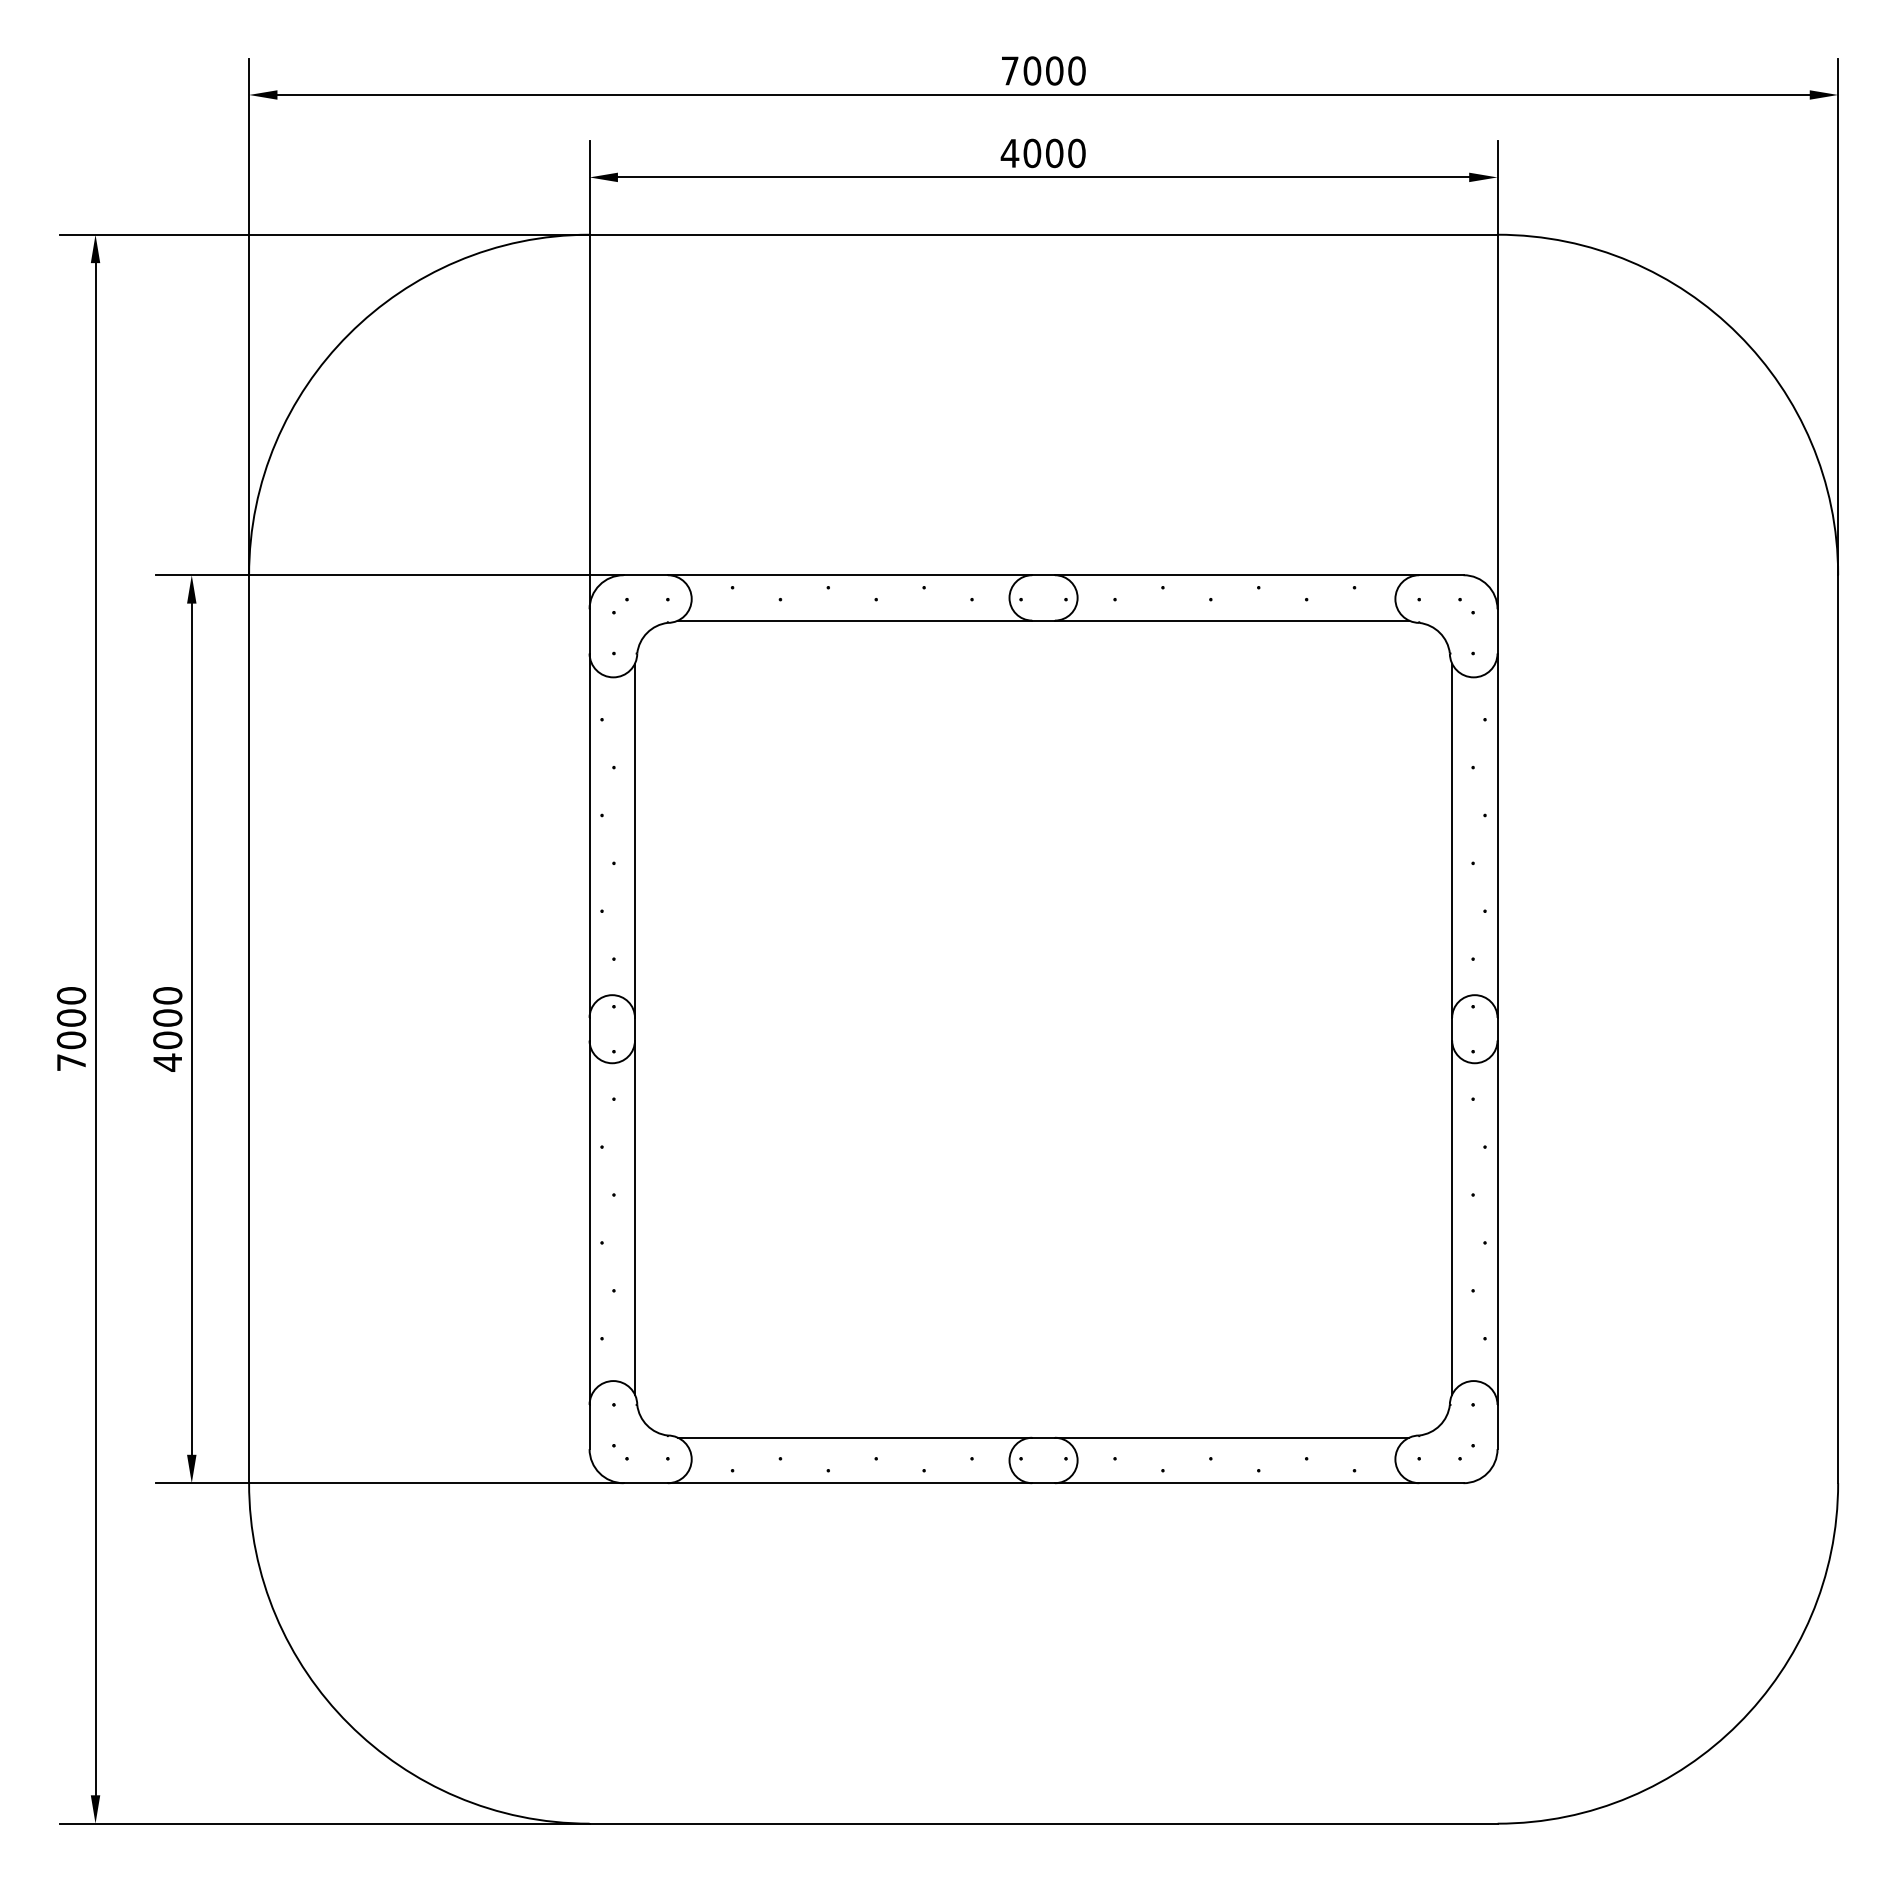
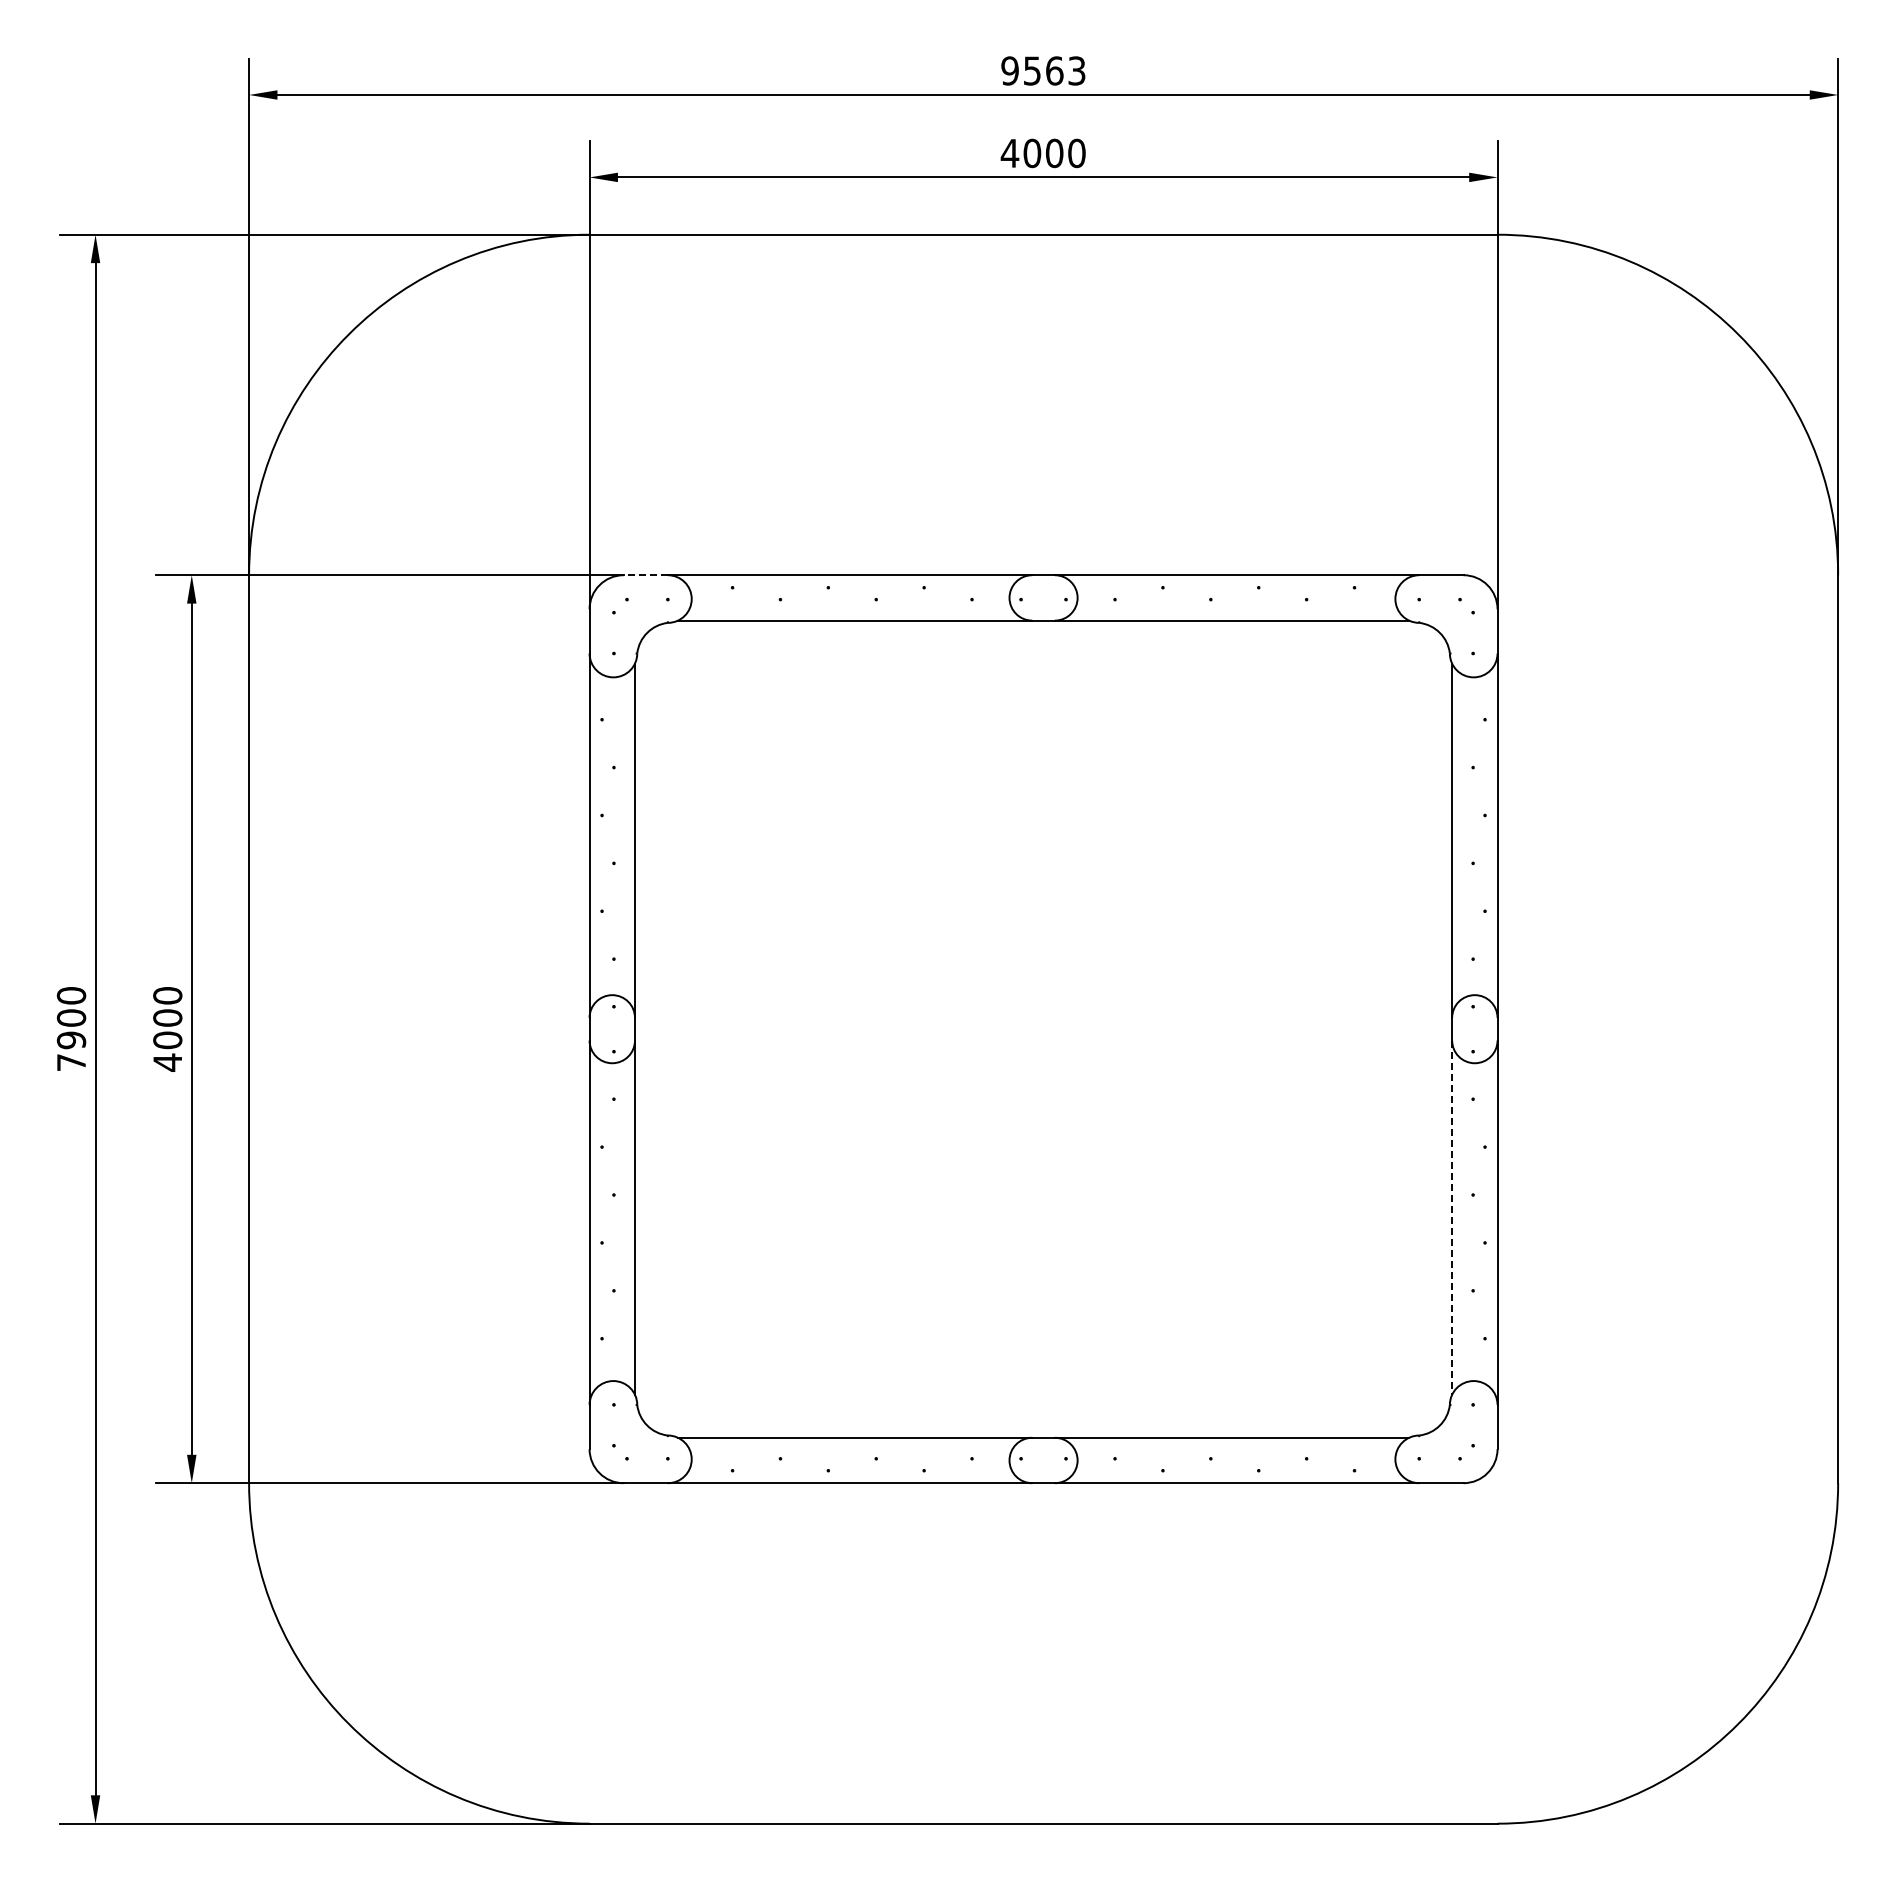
text: 7000 -> 9563 (1043, 70)
line: solid -> dashed (645, 575)
text: 7000 -> 7900 (71, 1040)
line: solid -> dashed (1452, 1218)
